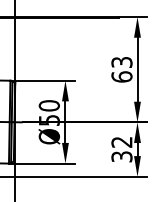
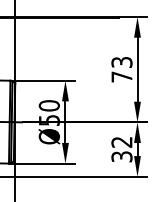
text: 63 -> 73 (121, 76)
